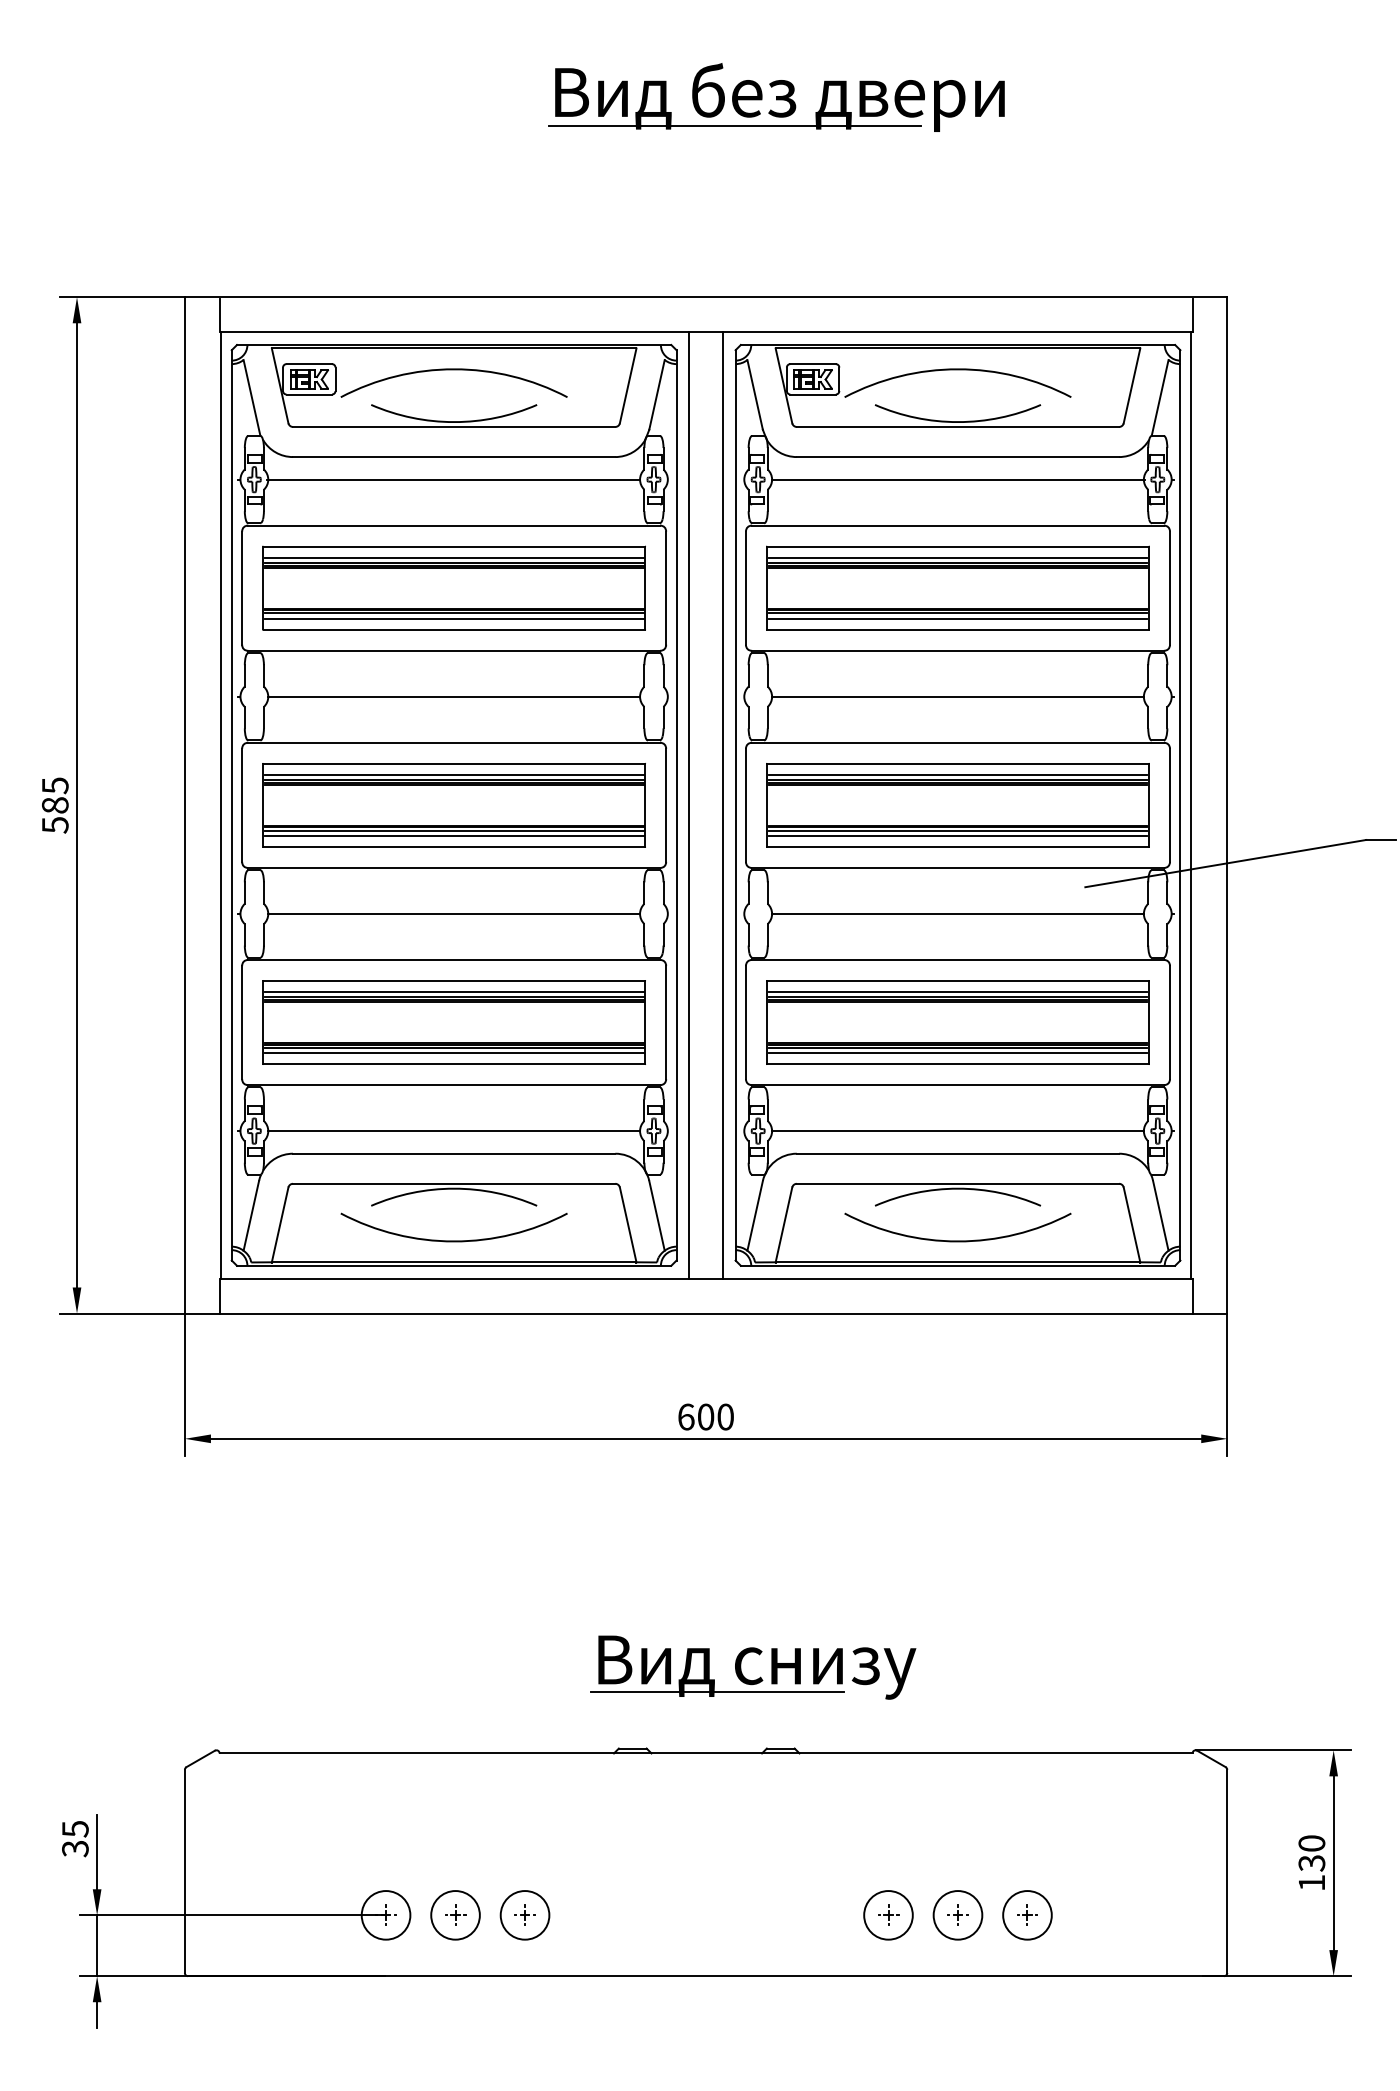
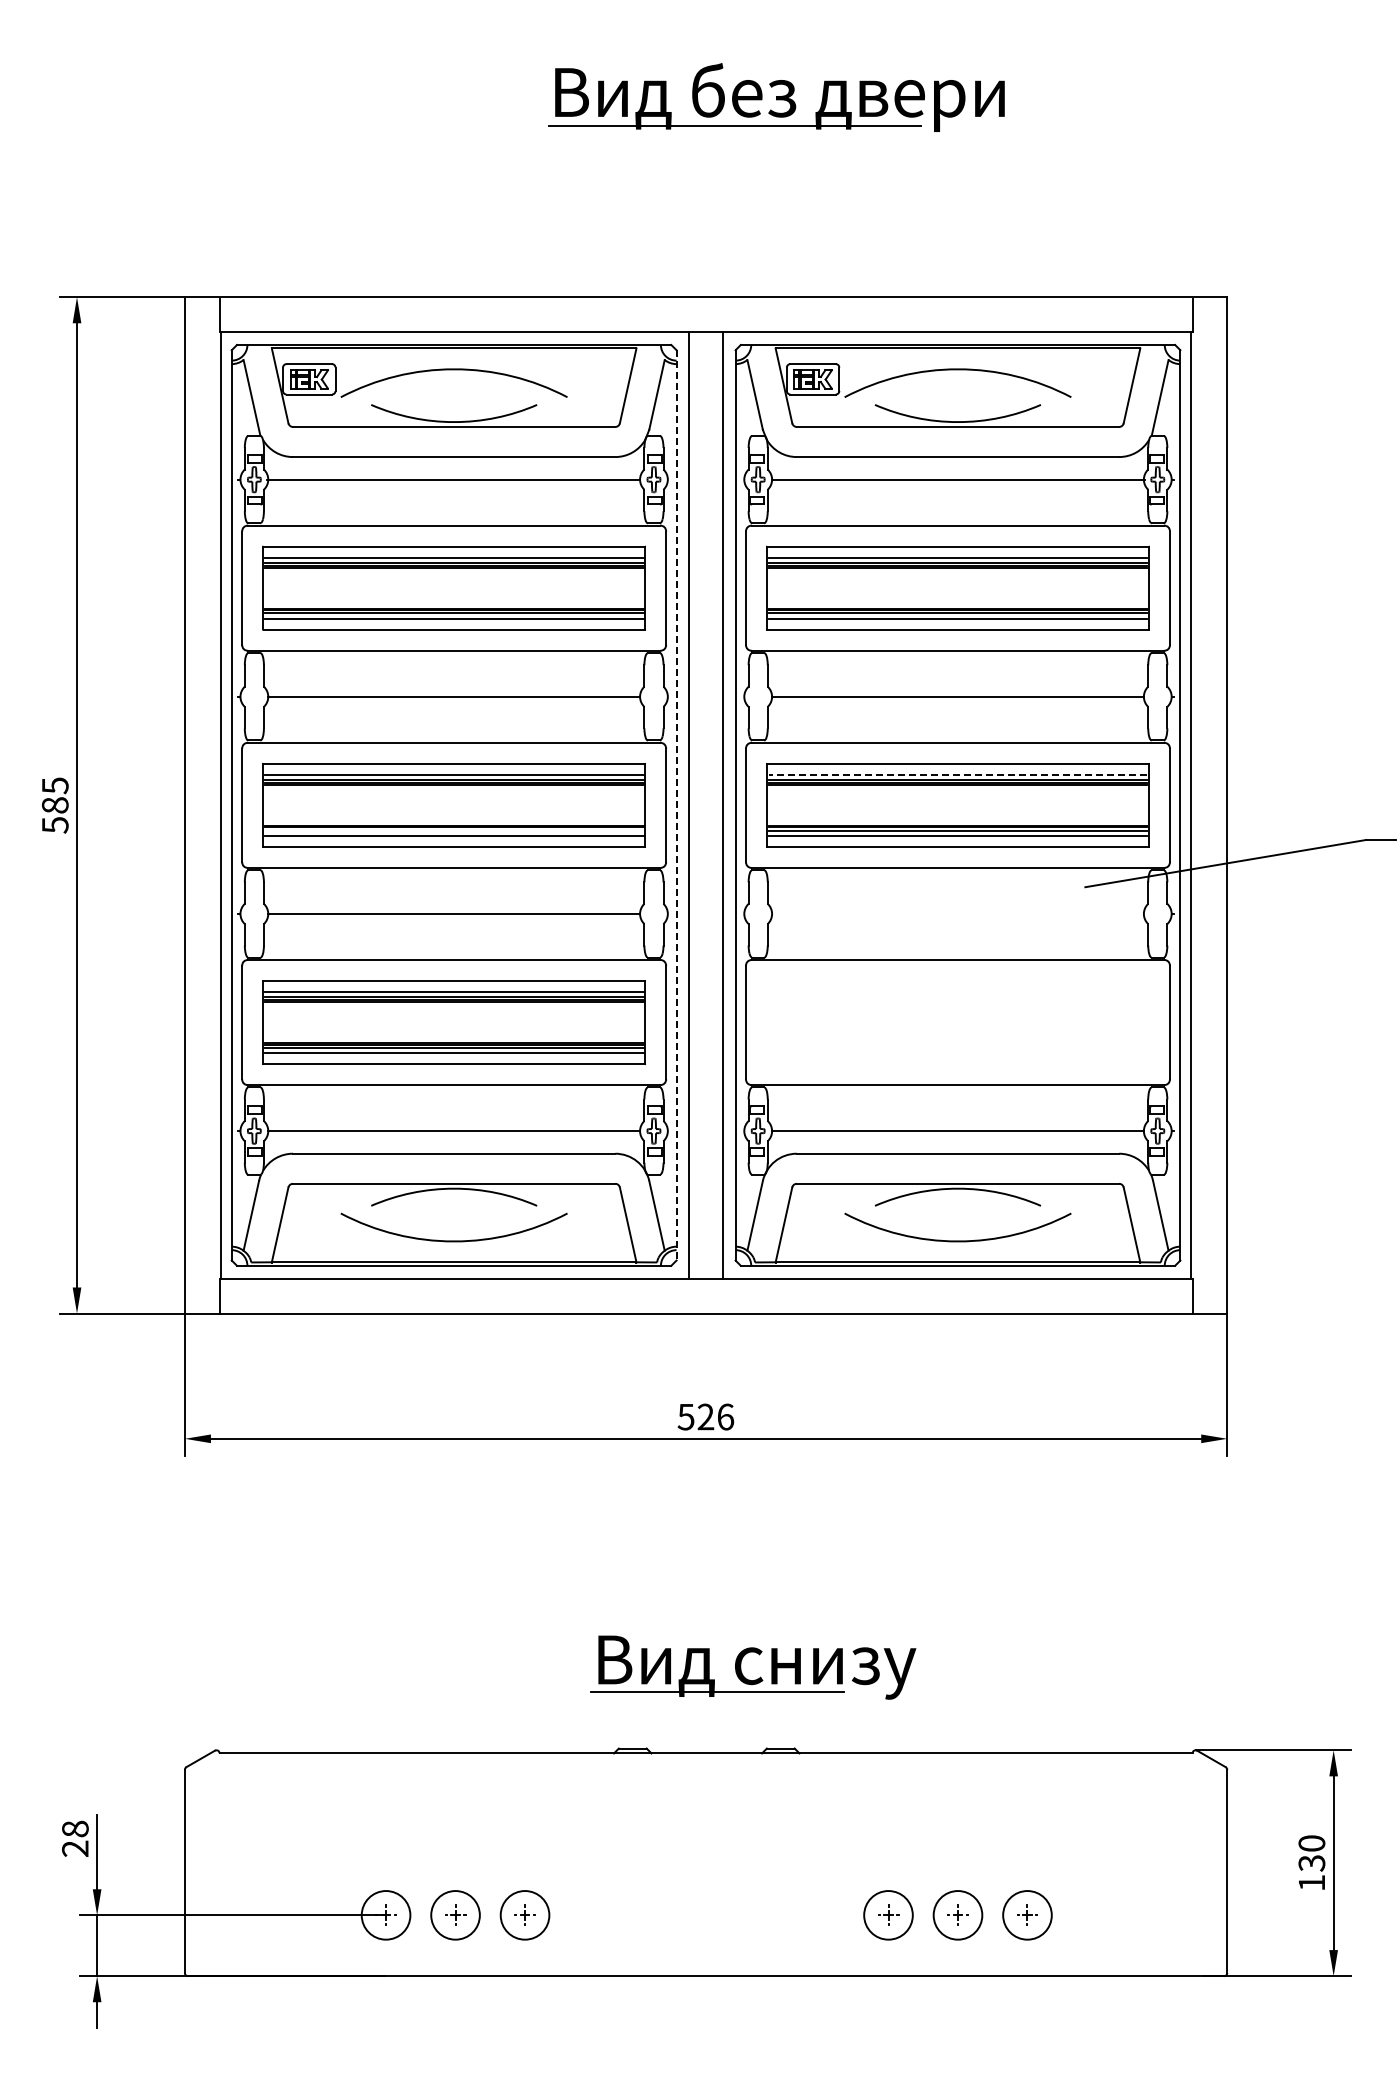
line: solid -> dashed (957, 774)
line: solid -> dashed (676, 805)
line: present -> none (453, 830)
line: present -> none (957, 913)
part: present -> none (957, 1022)
text: 600 -> 526 (705, 1416)
text: 35 -> 28 (75, 1838)
